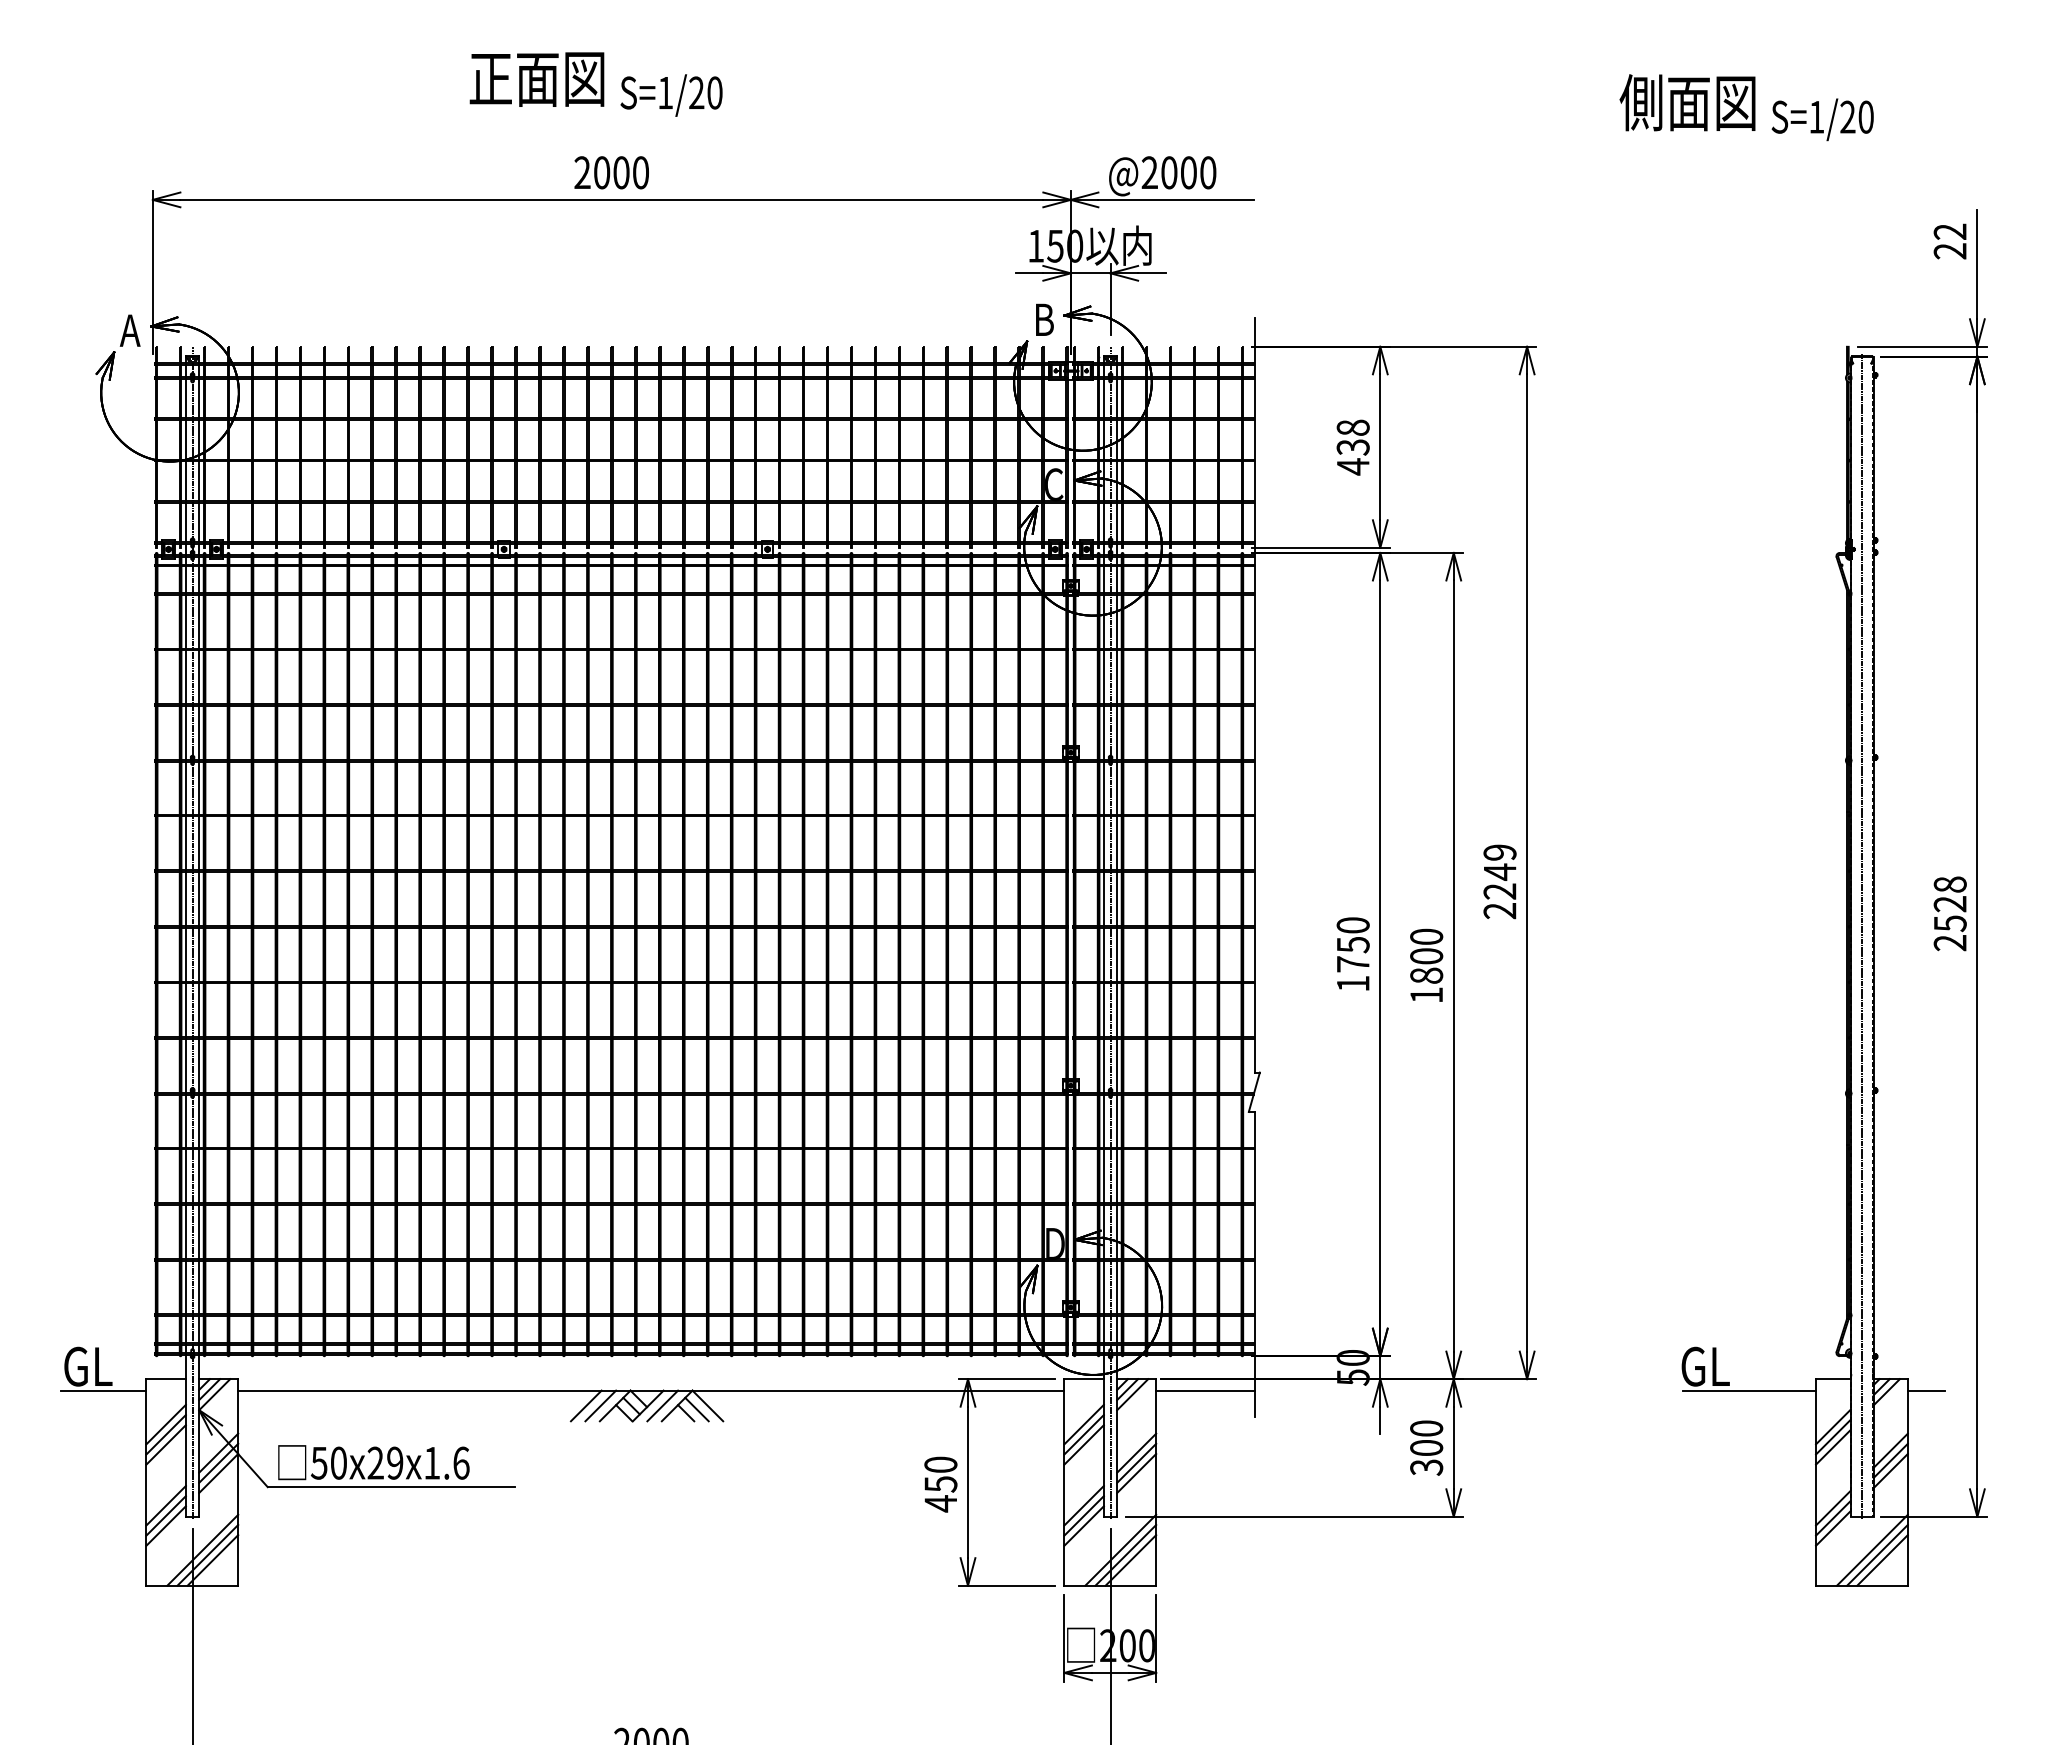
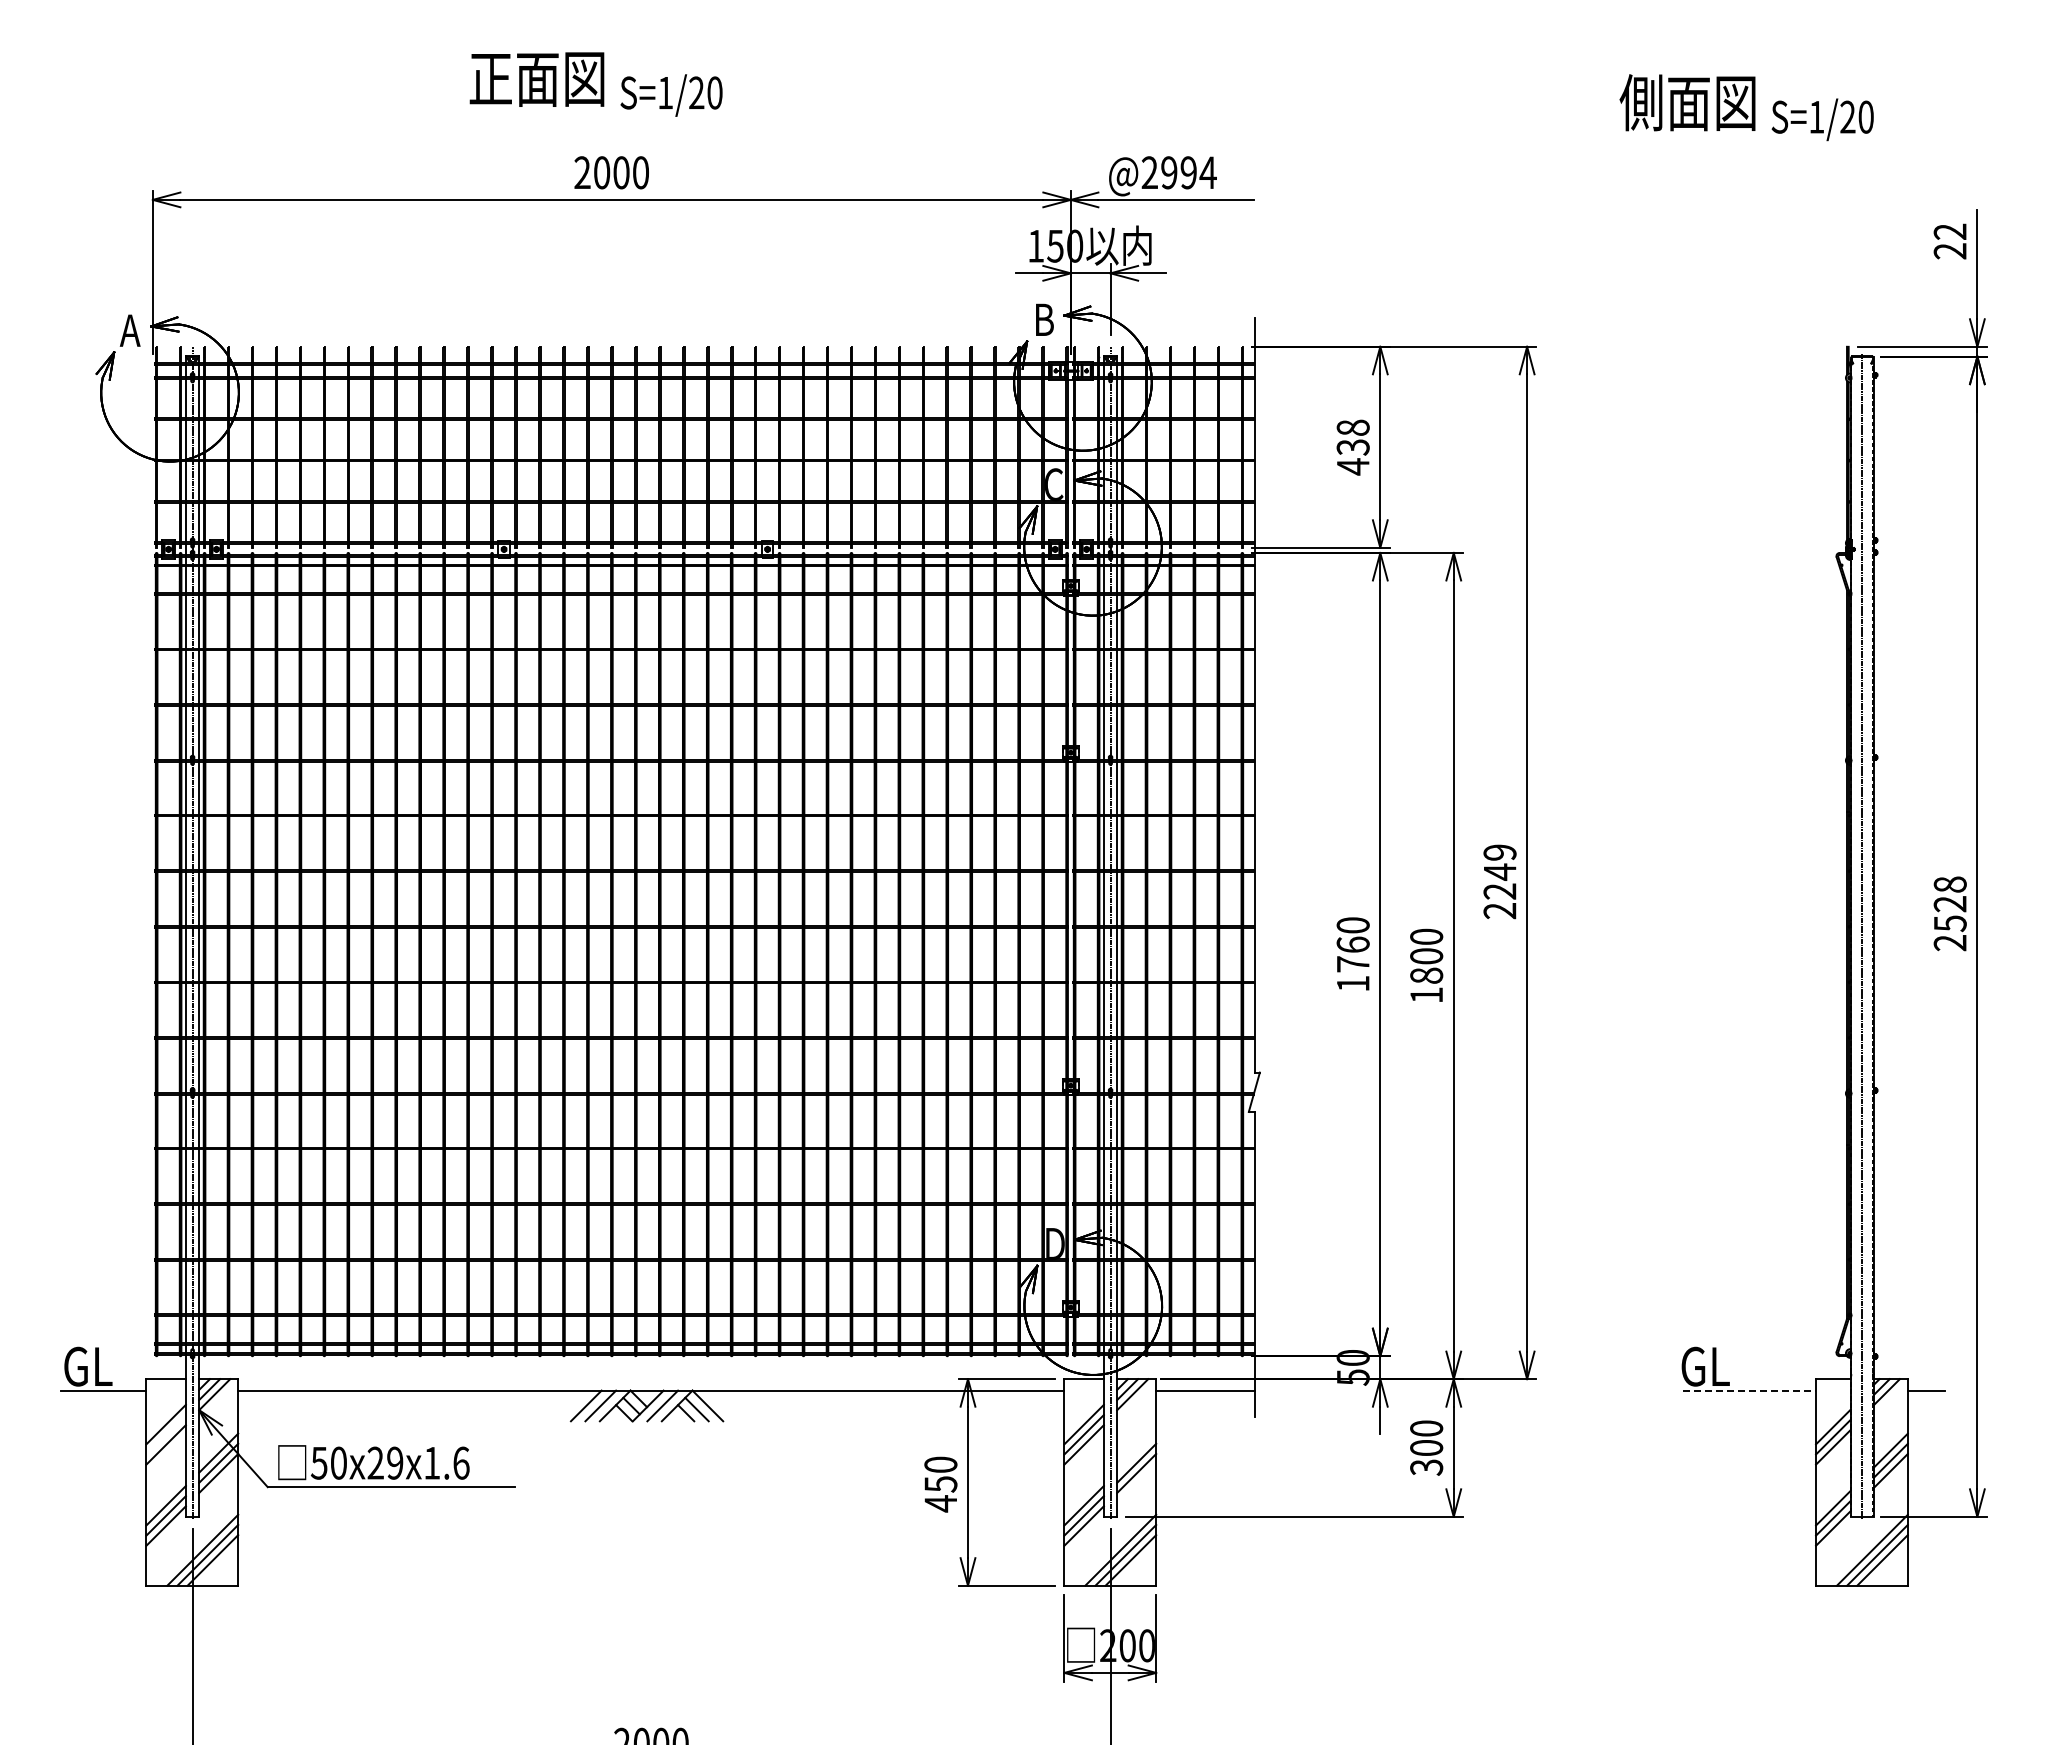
text: @2000 -> @2994 (1188, 172)
text: 1750 -> 1760 (1352, 944)
line: solid -> dashed (1750, 1390)
line: present -> none (165, 1434)
line: present -> none (1136, 1452)
